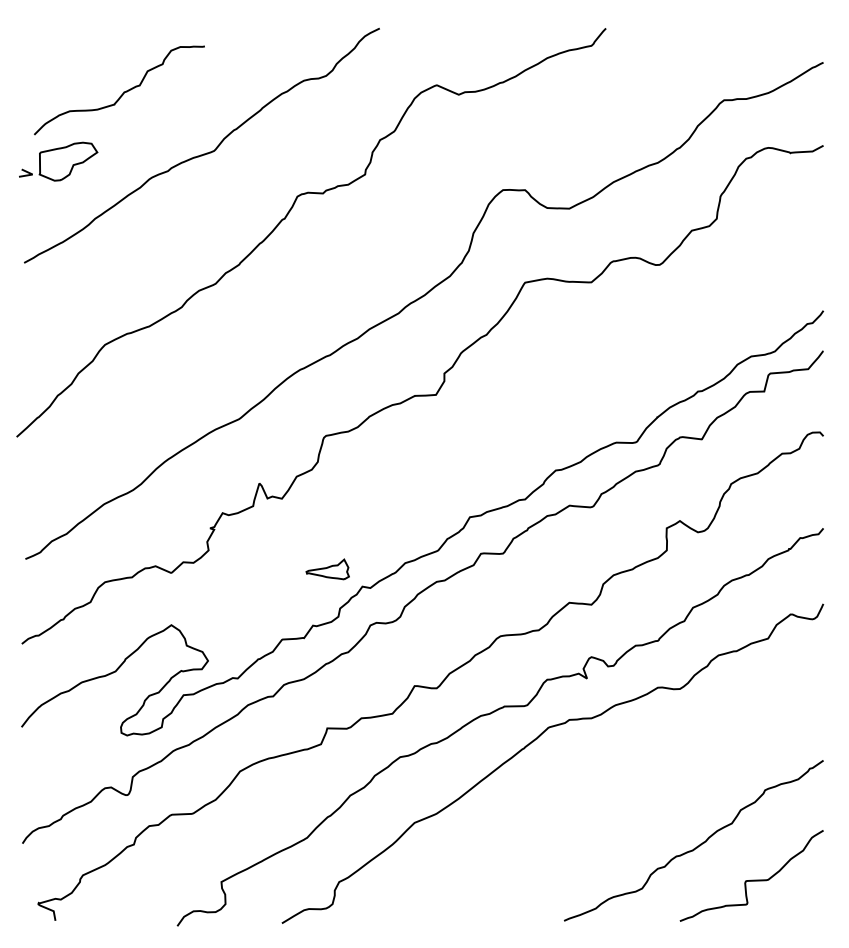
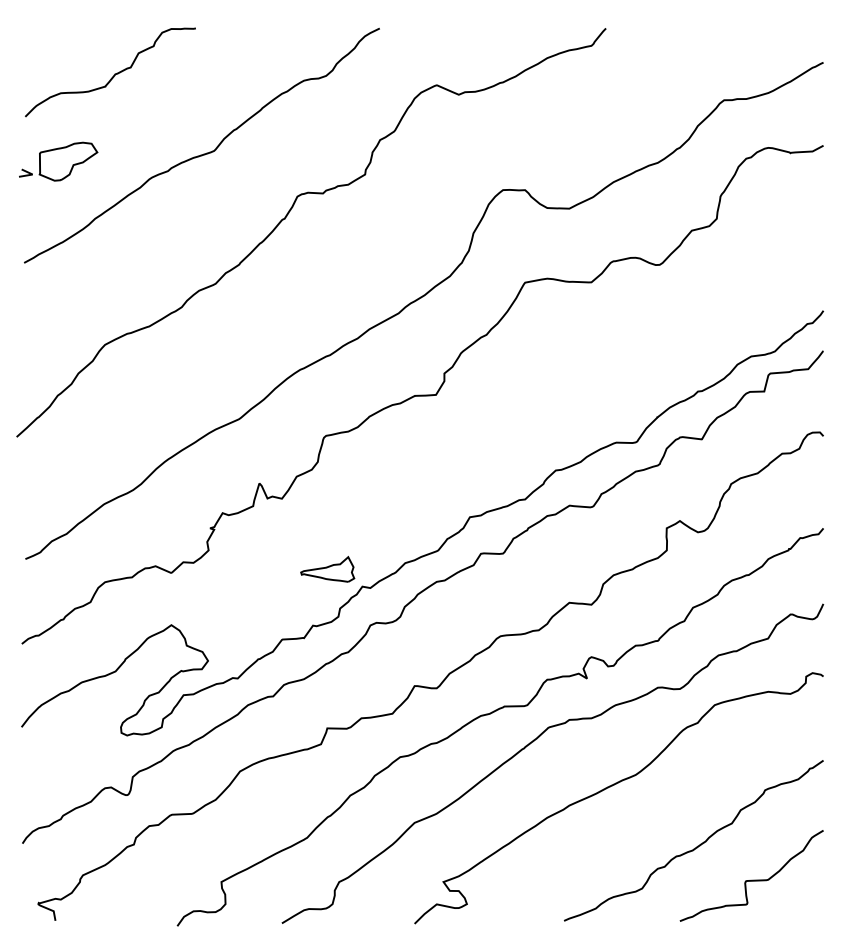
curve position: (123, 91) -> (114, 73) (114, 73)
part size: 45x23 px -> 56x27 px (327, 569)
curve: none -> present (612, 786)
